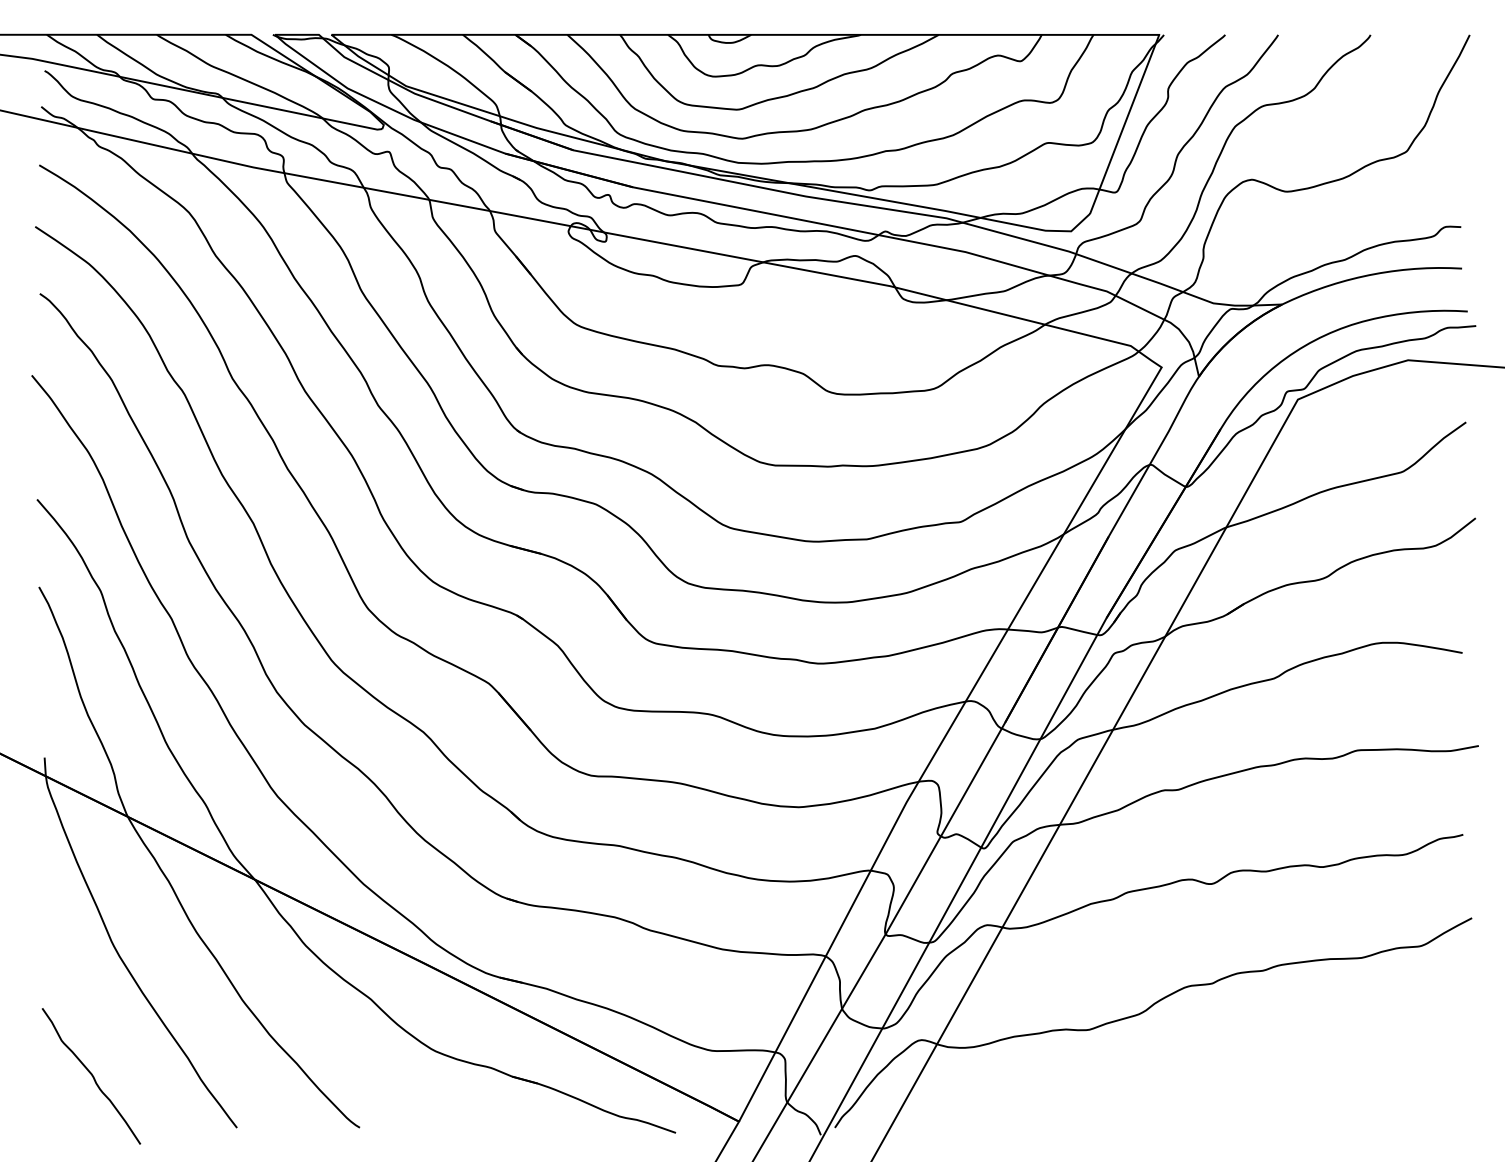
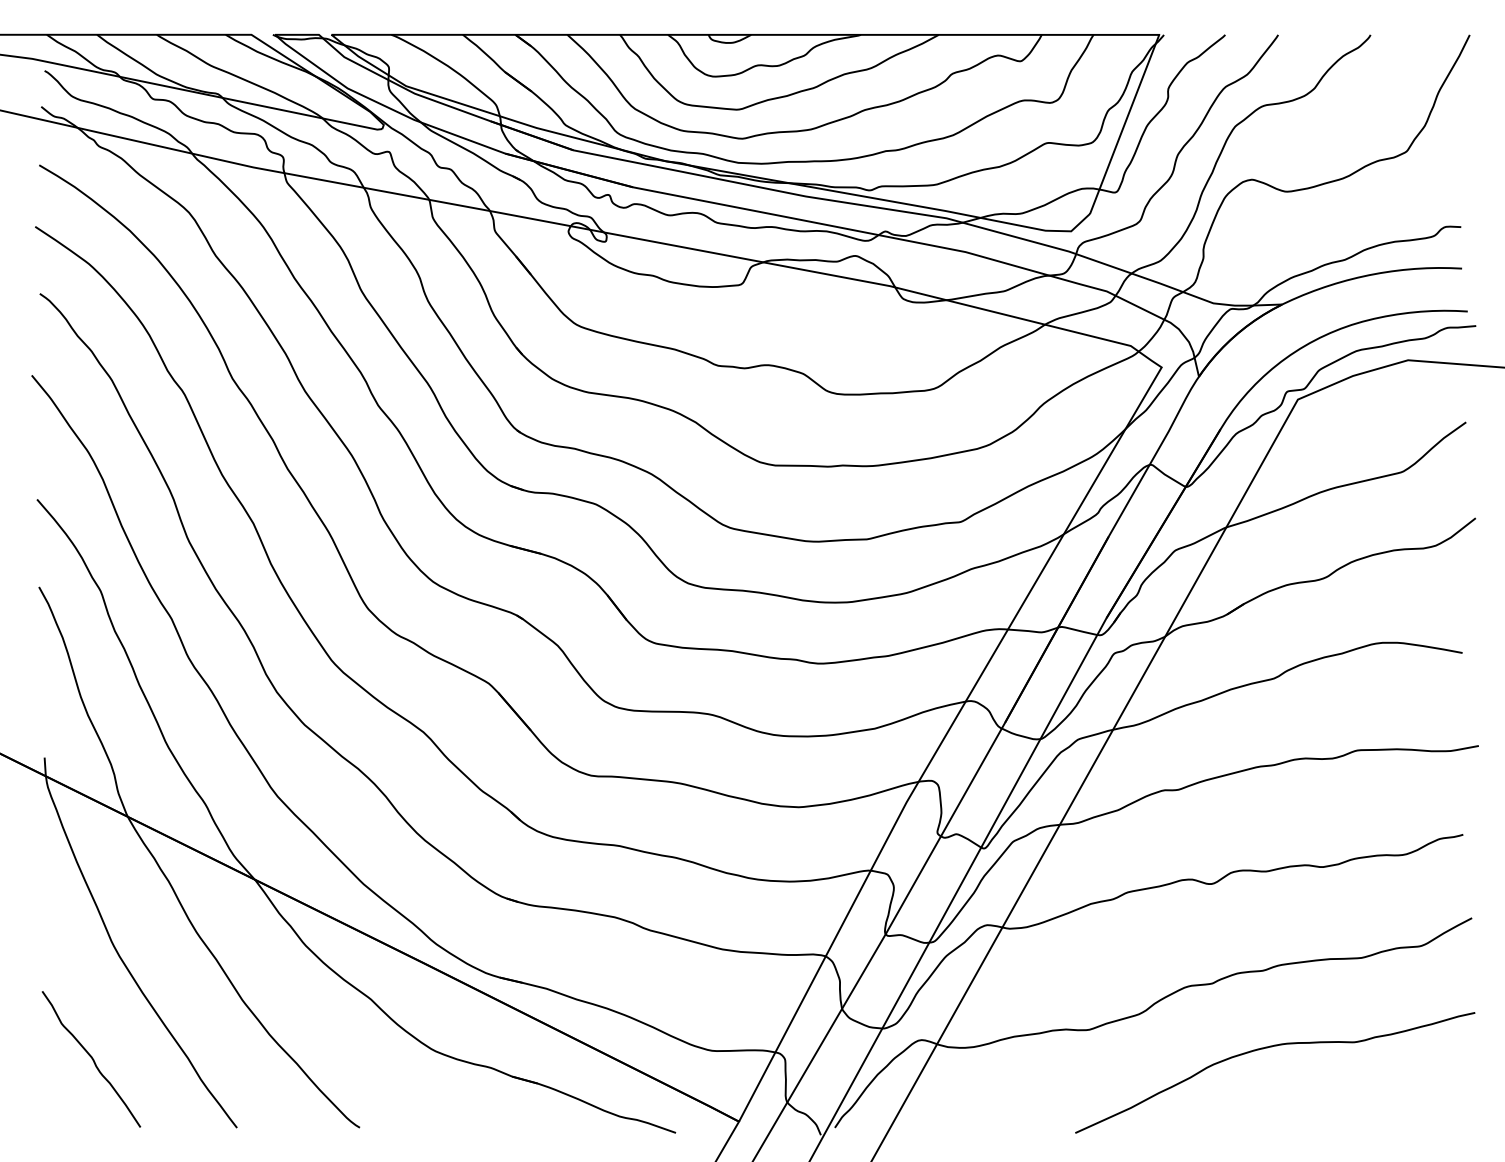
curve: none -> present (1272, 1047)
curve position: (91, 1076) -> (91, 1059) (91, 1059)
